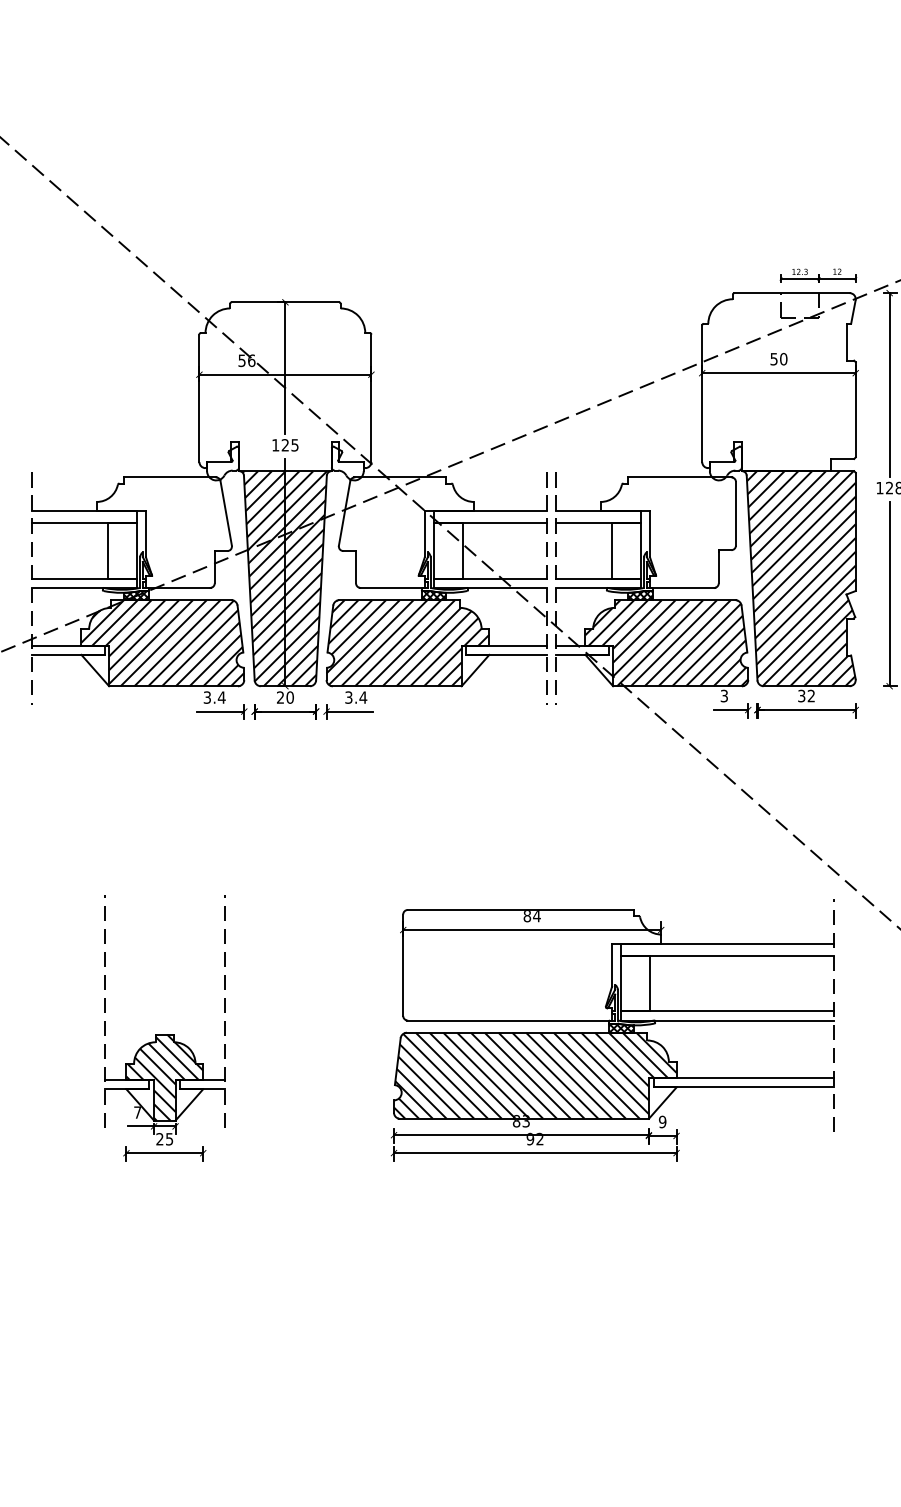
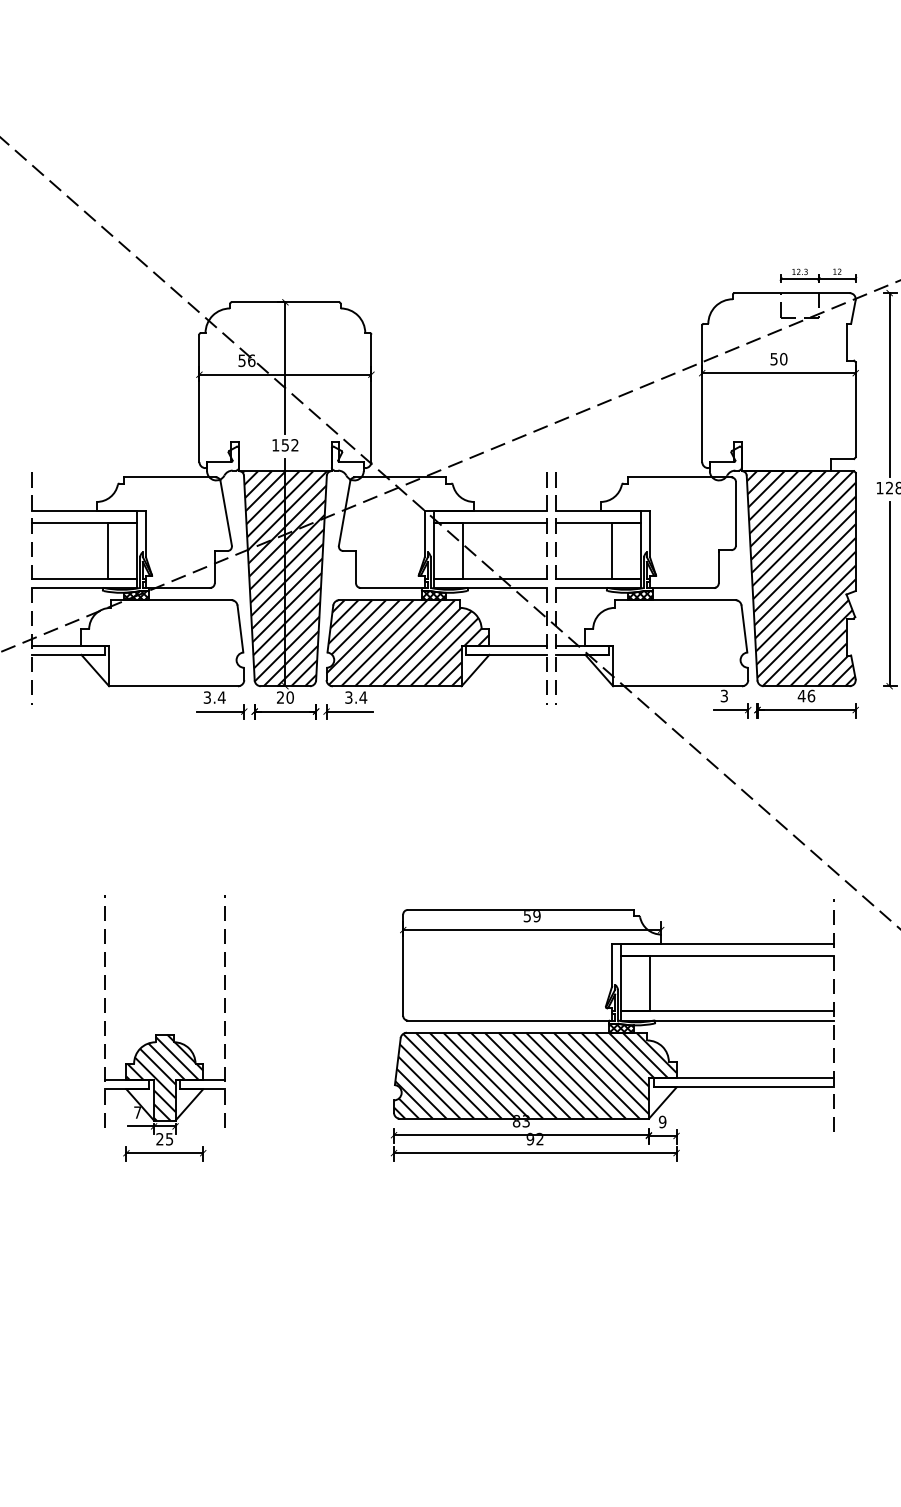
text: 125 -> 152 (289, 445)
hatch: present -> none (162, 643)
hatch: present -> none (666, 643)
text: 32 -> 46 (806, 695)
text: 84 -> 59 (531, 916)
